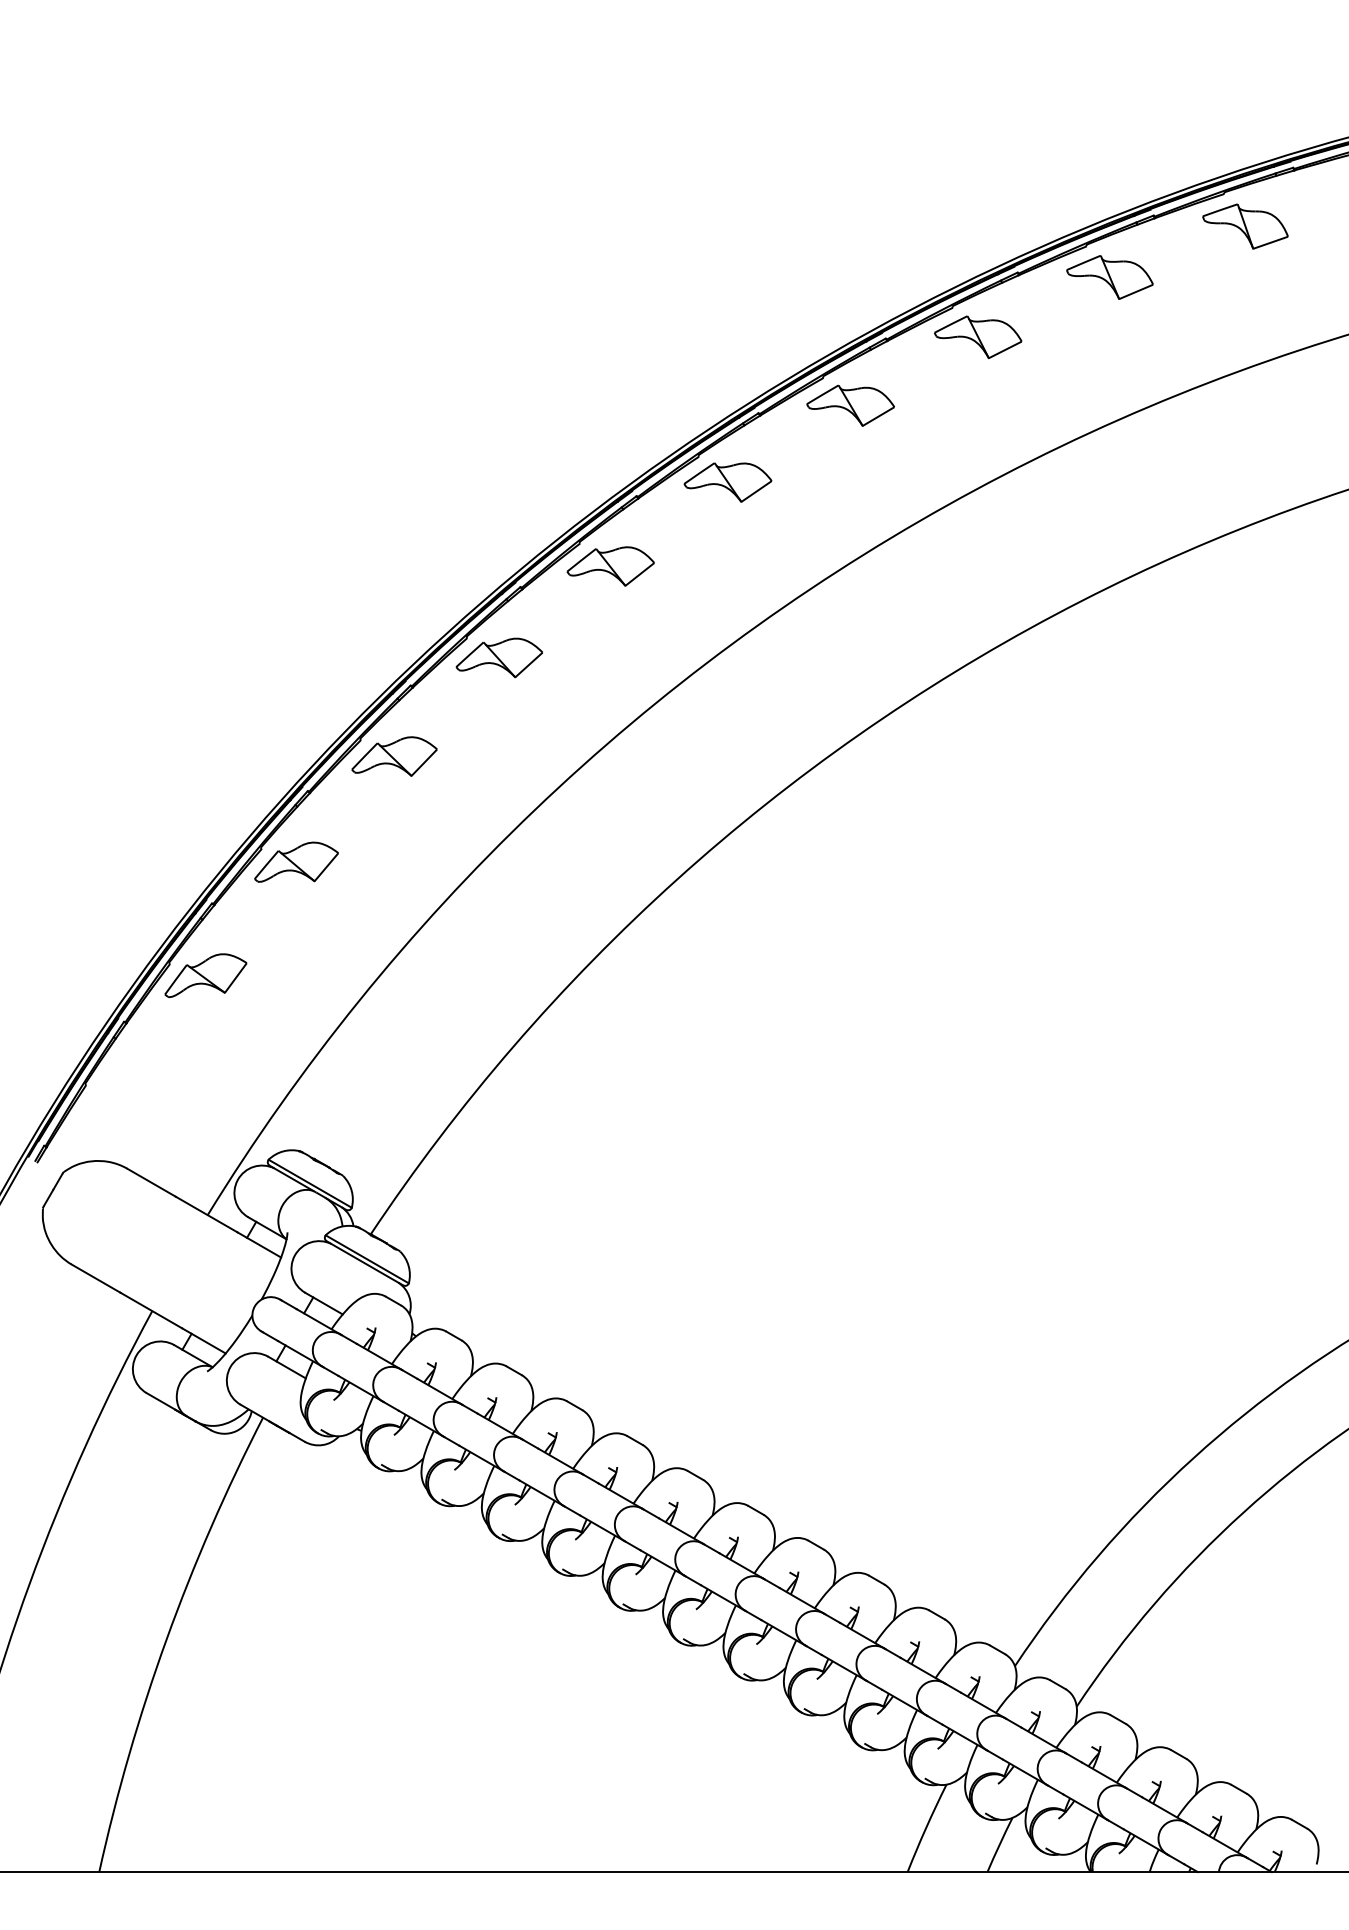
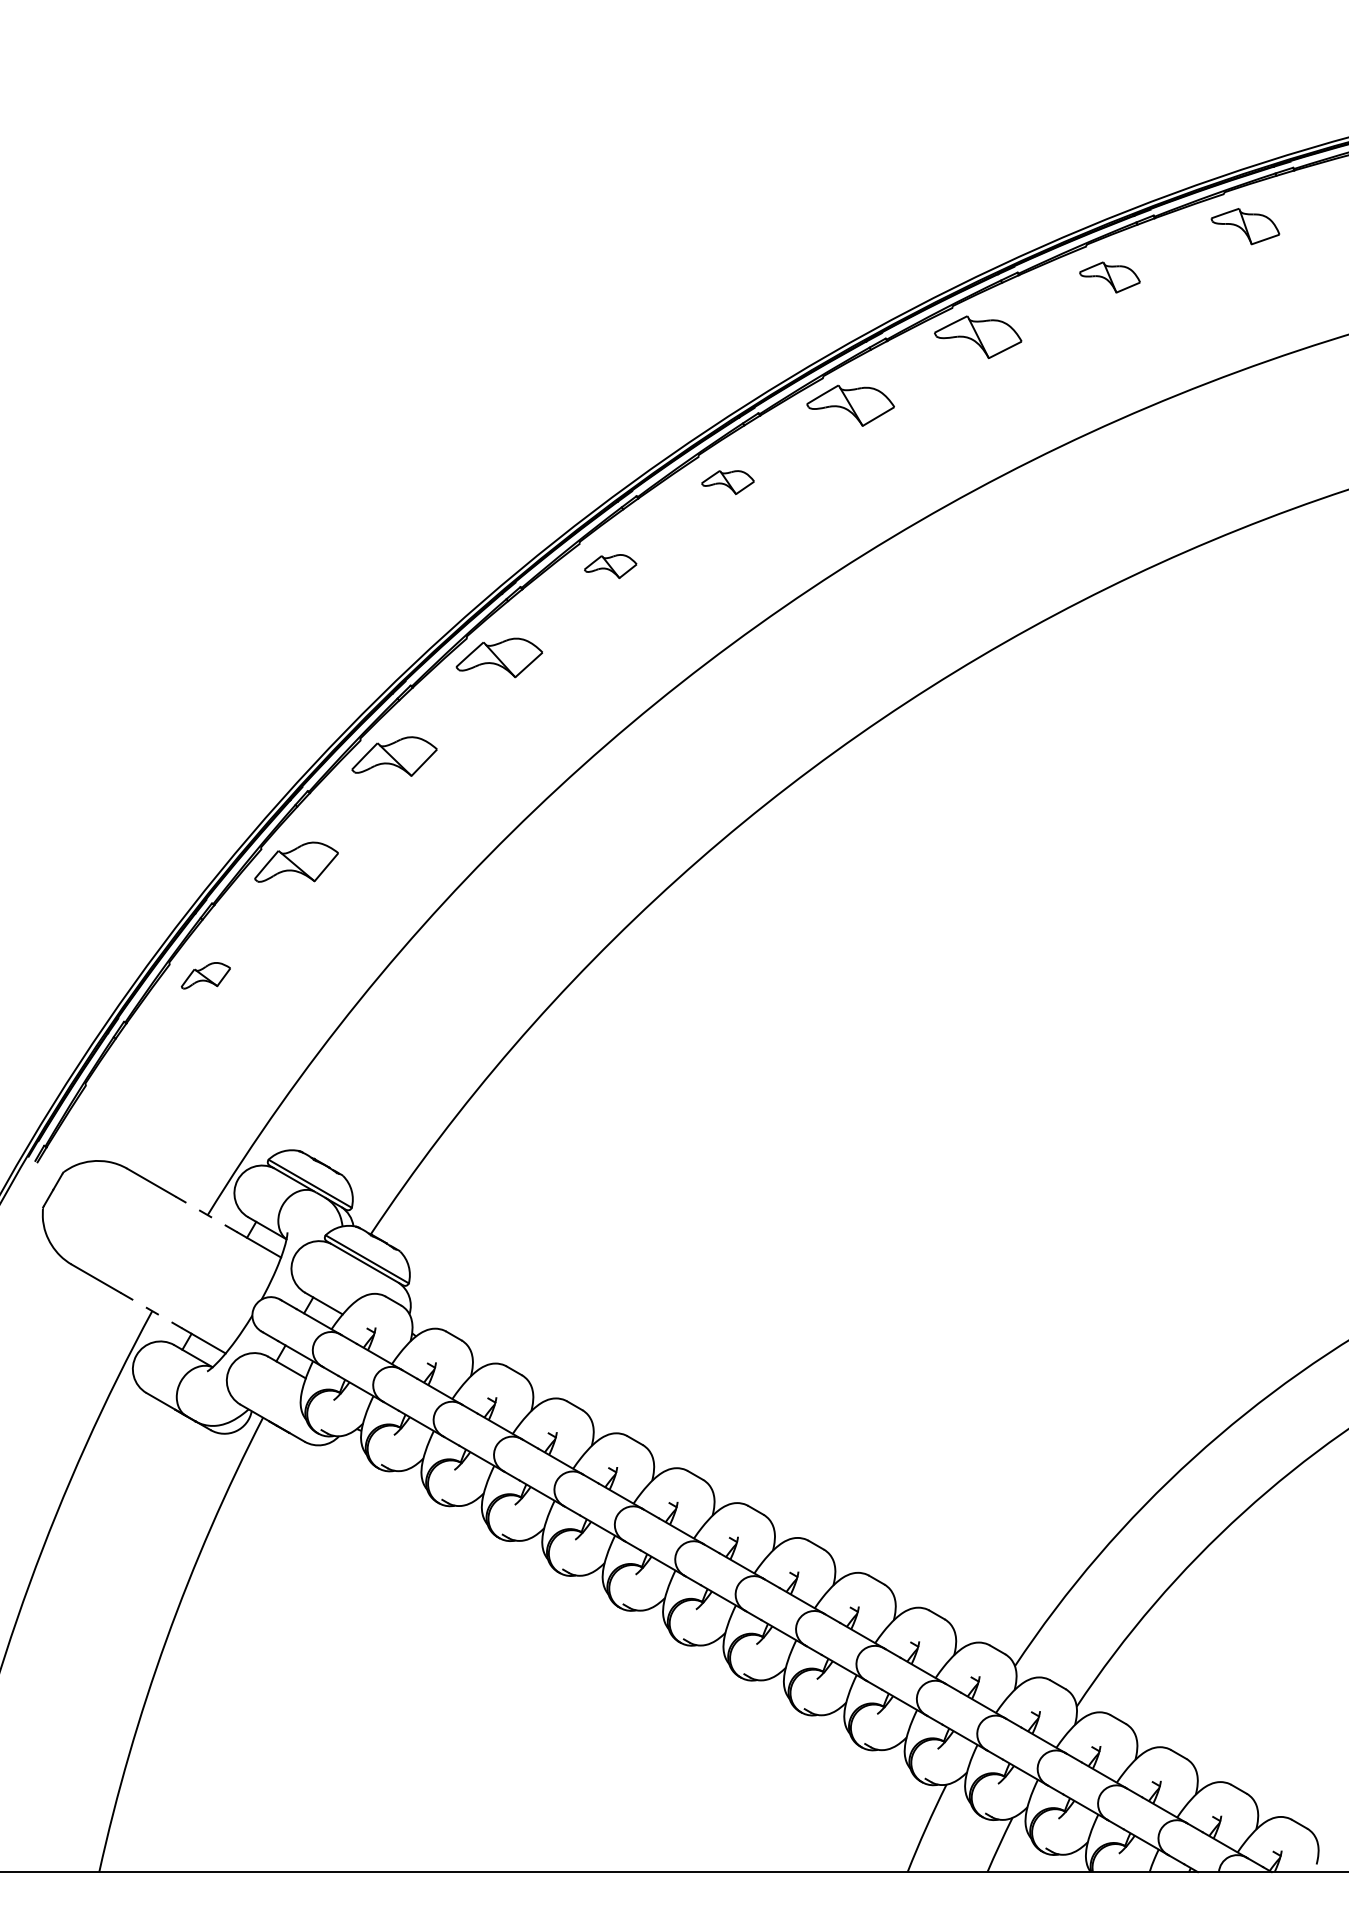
part size: 87x47 px -> 71x38 px (1245, 226)
part size: 88x45 px -> 62x33 px (1109, 277)
part size: 90x41 px -> 54x26 px (727, 482)
part size: 89x41 px -> 54x25 px (610, 566)
part size: 84x46 px -> 51x28 px (205, 975)
line: solid -> dashed (206, 1214)
line: solid -> dashed (151, 1310)
